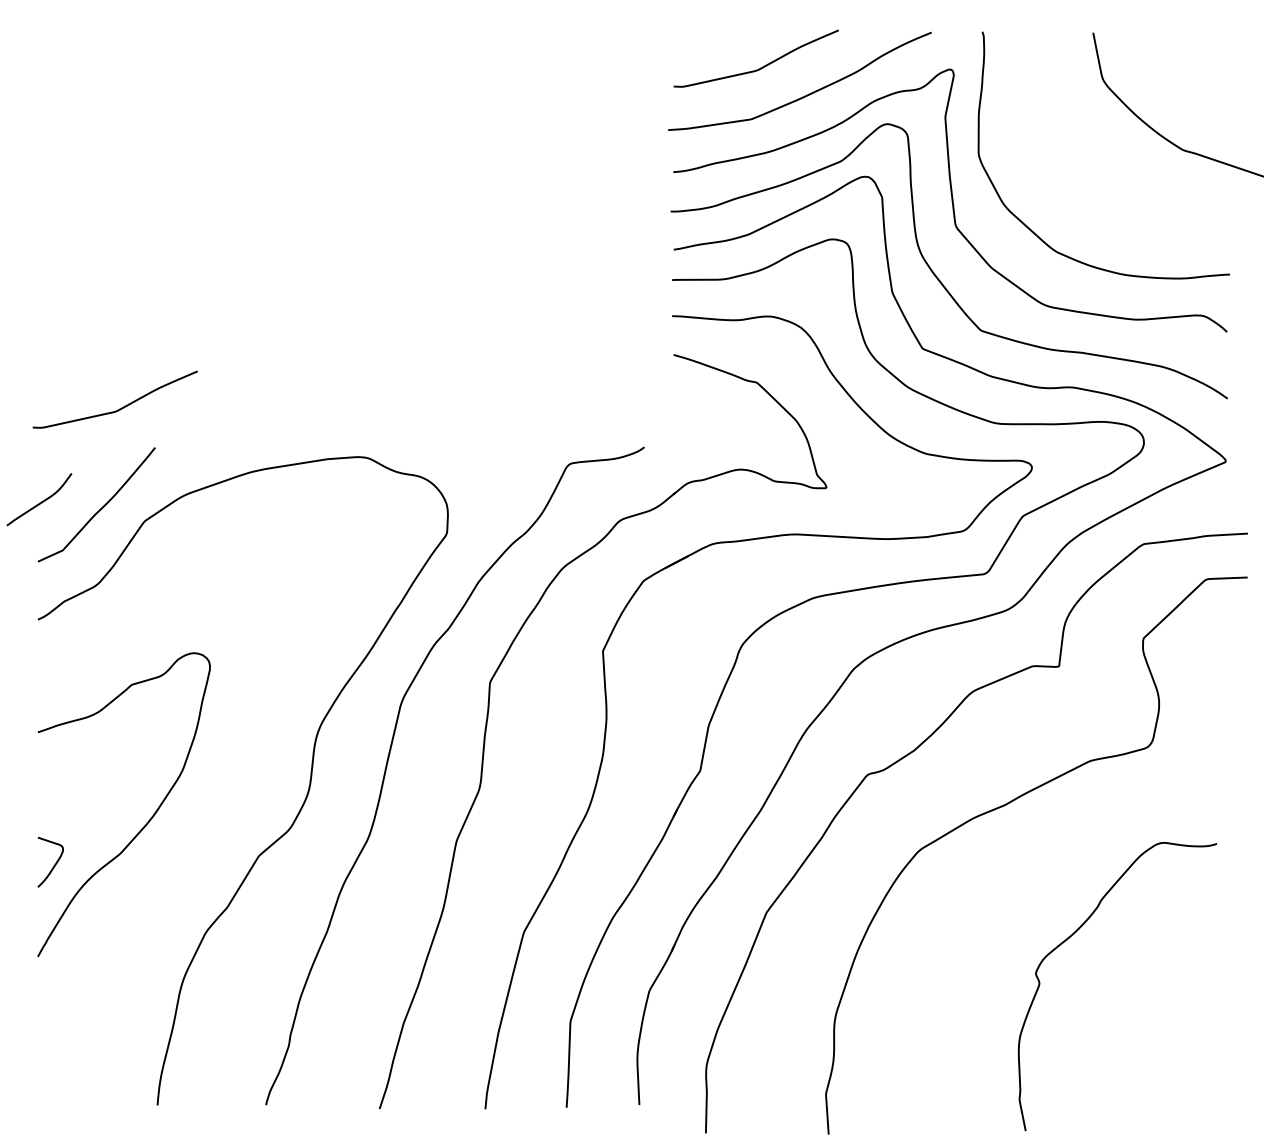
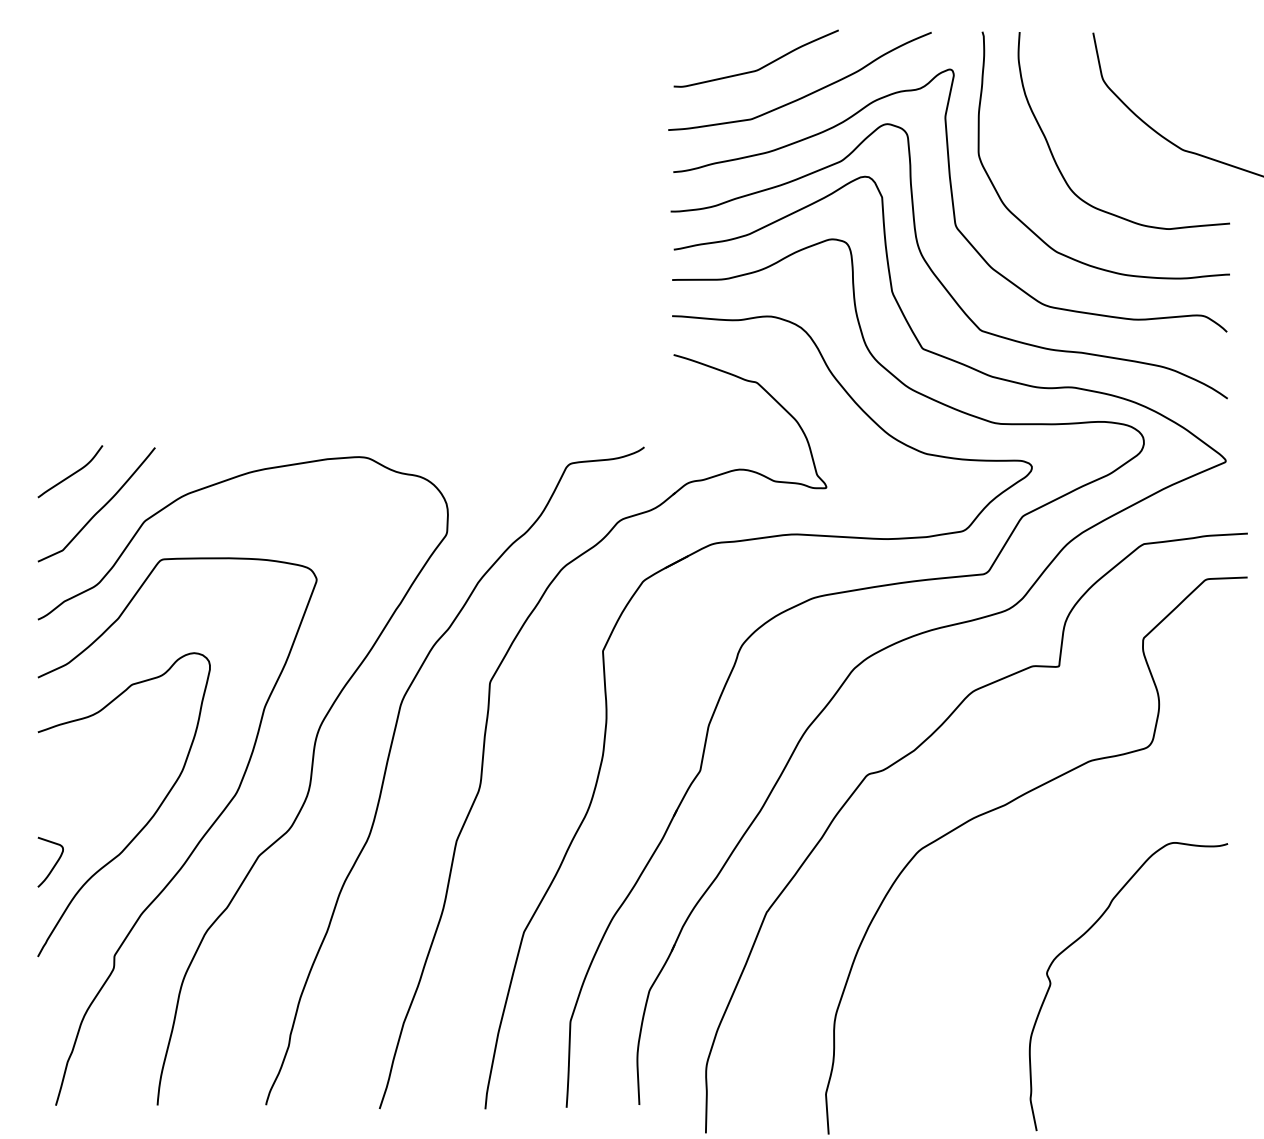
curve: none -> present (1056, 161)
curve: present -> none (119, 408)
curve position: (41, 501) -> (72, 473) (72, 473)
curve: none -> present (196, 844)
curve position: (1073, 935) -> (1084, 935) (1084, 935)
